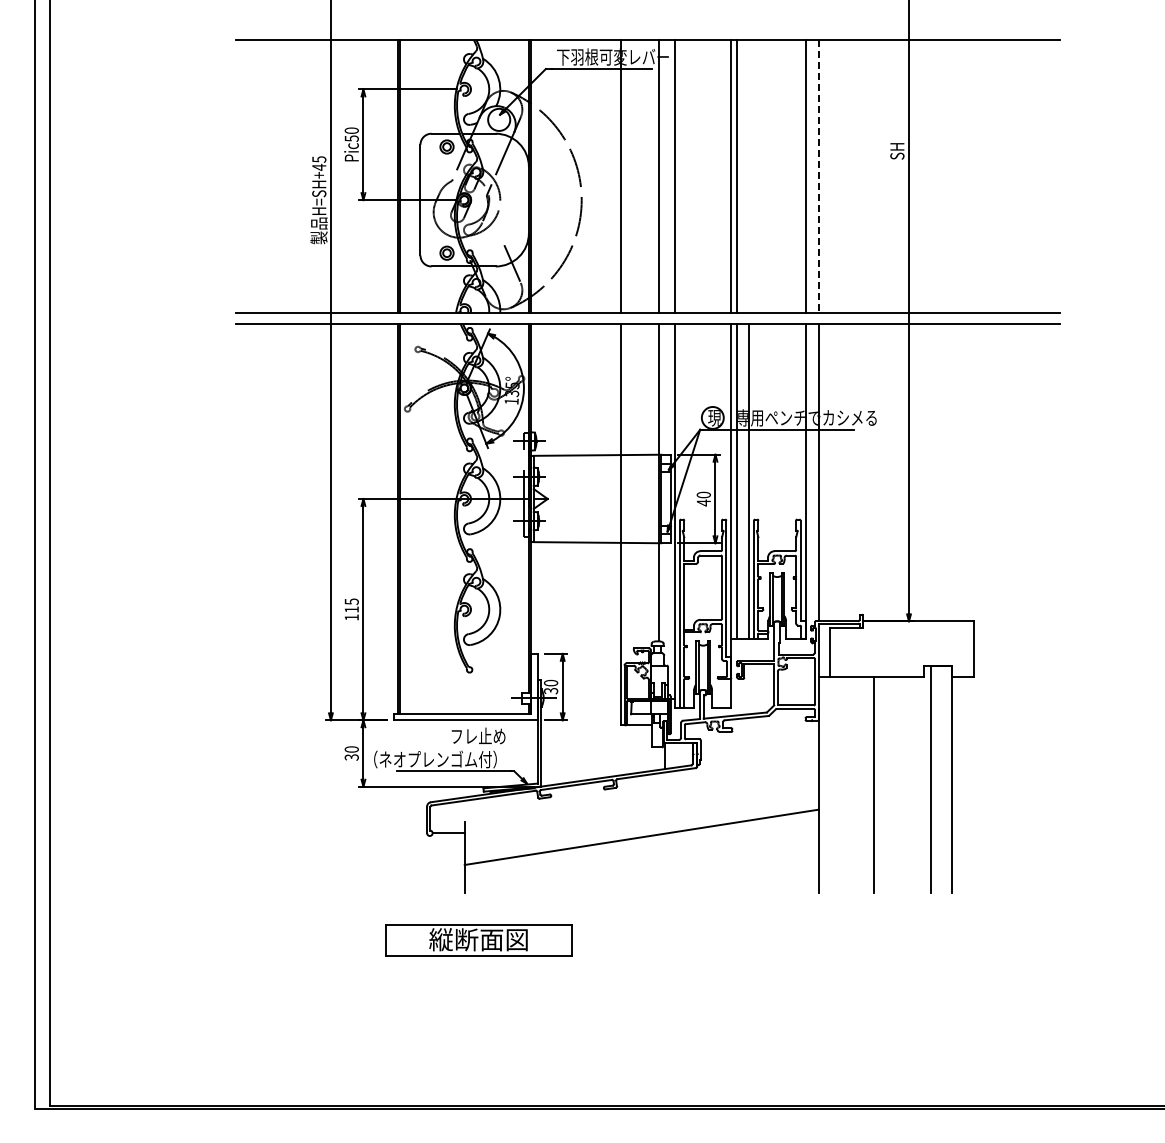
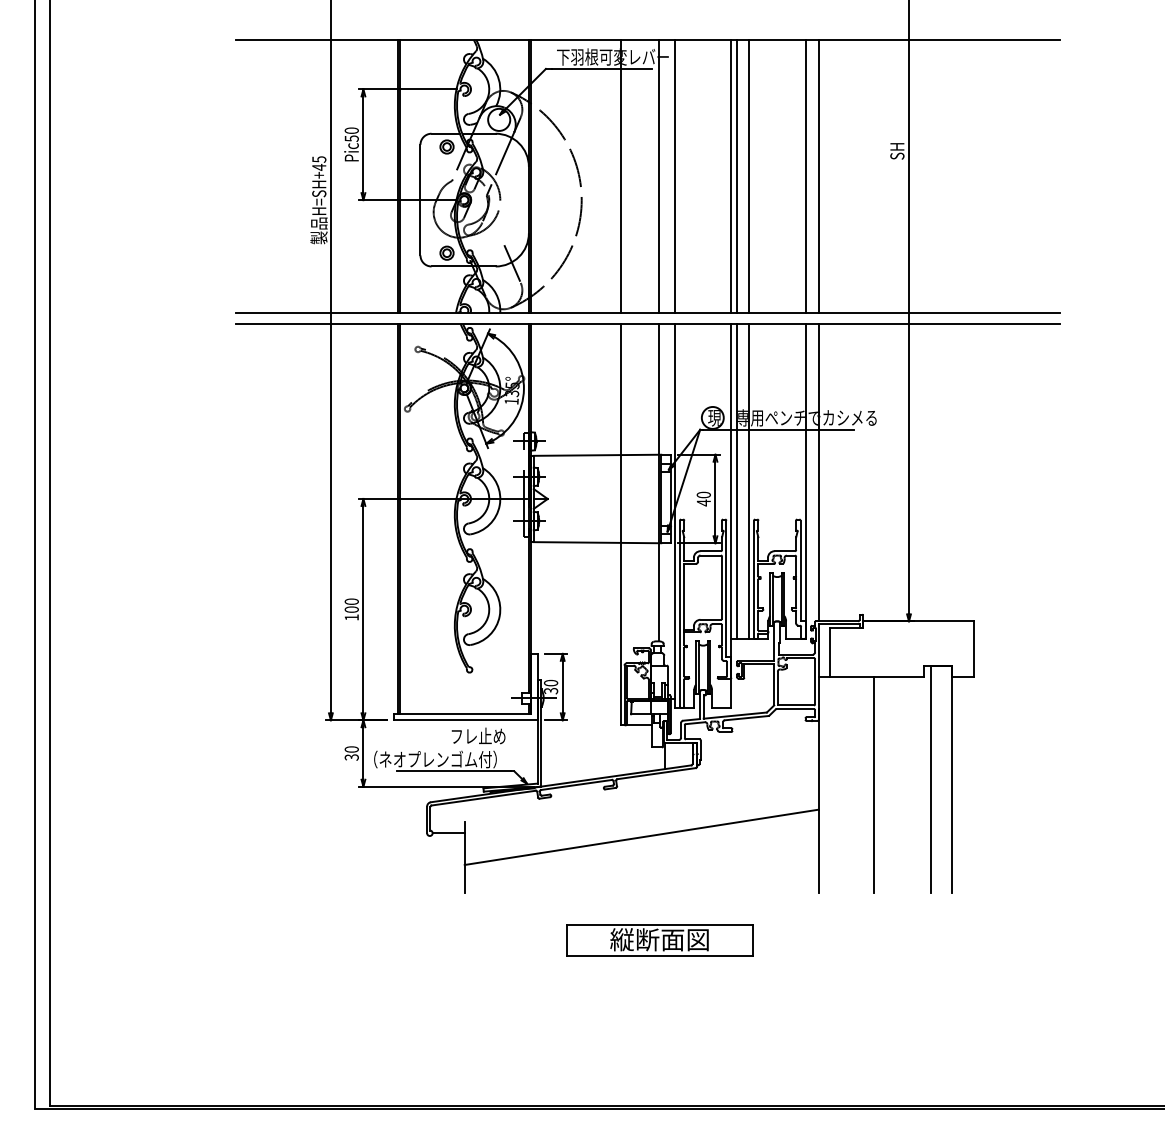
line: none -> present (749, 176)
line: dashed -> solid (818, 176)
text: 115 -> 100 (351, 605)
part position: (478, 940) -> (659, 940) (659, 940)
